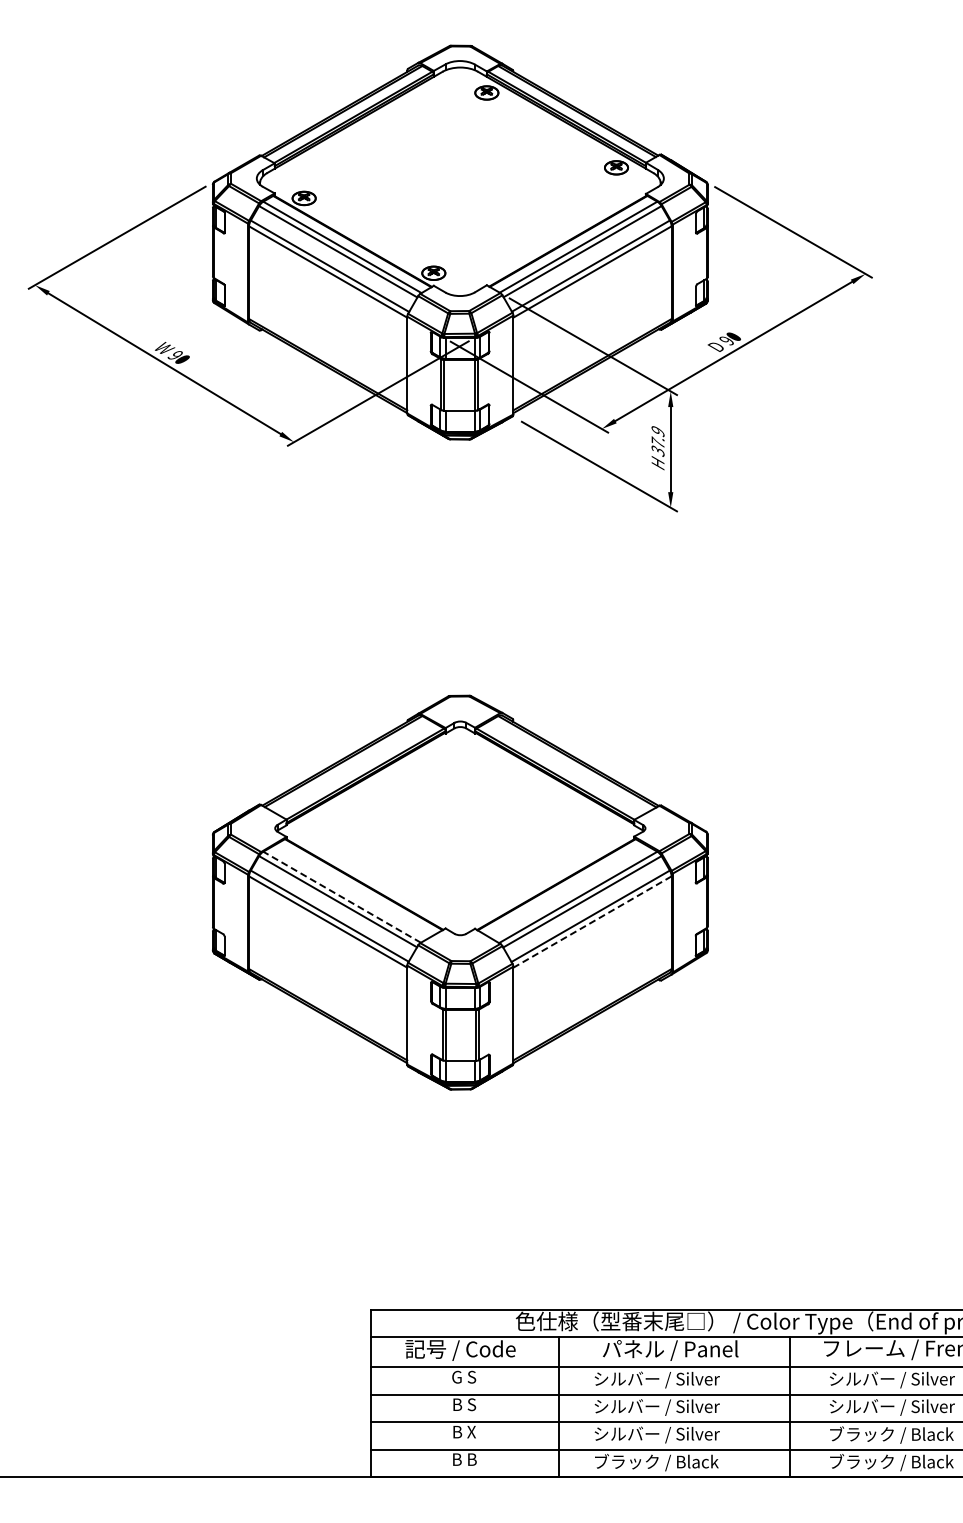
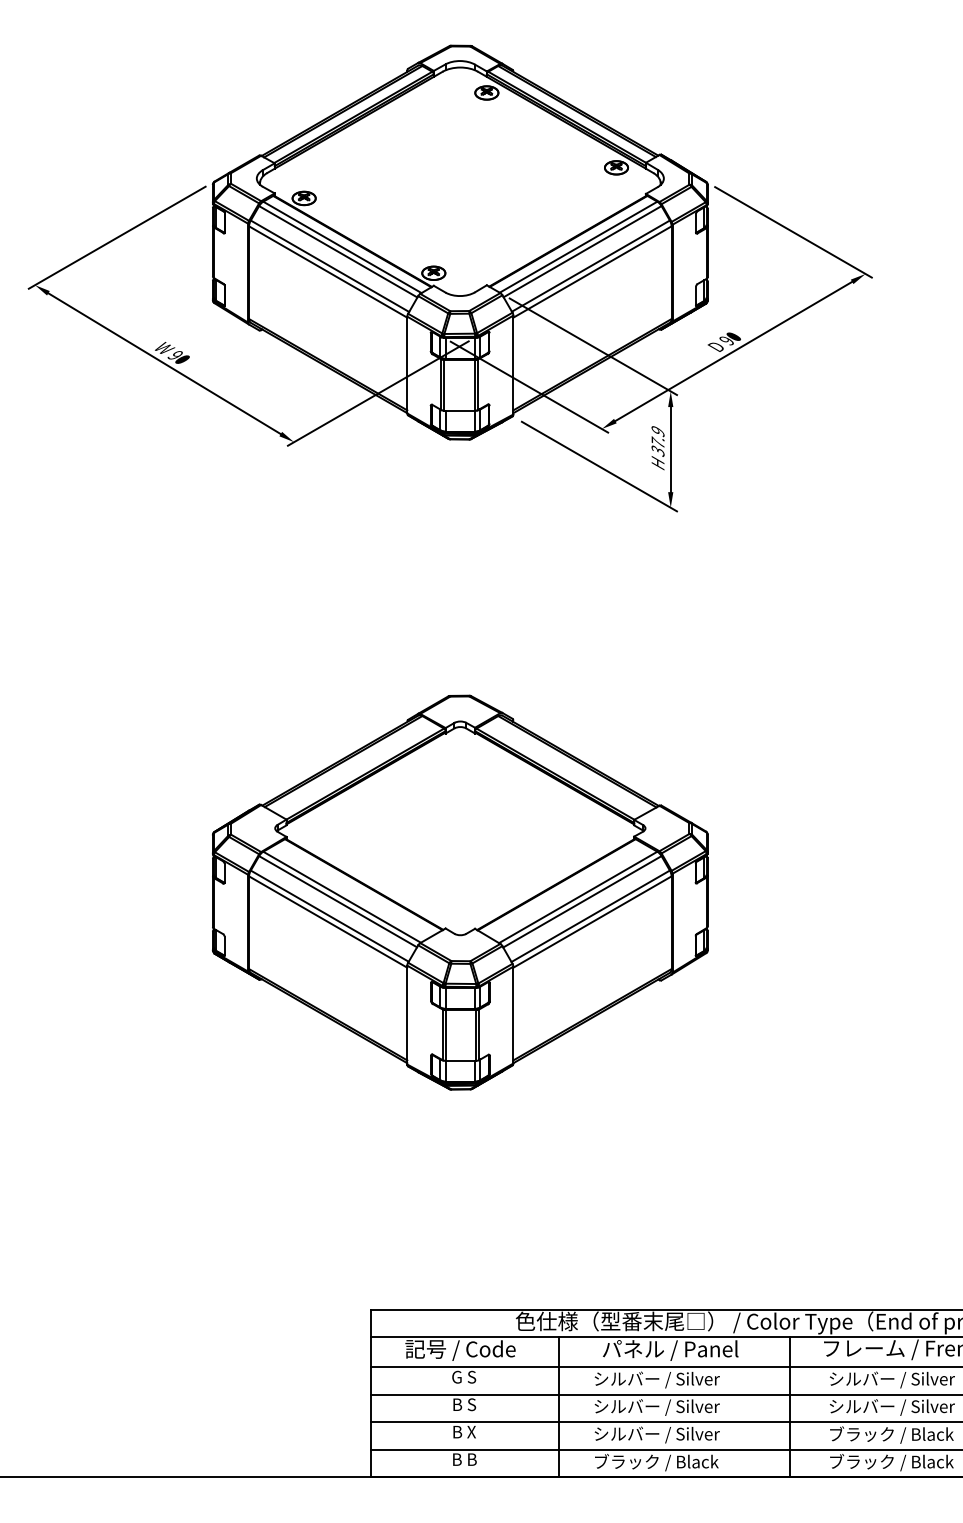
line: dashed -> solid (341, 896)
line: dashed -> solid (592, 922)
